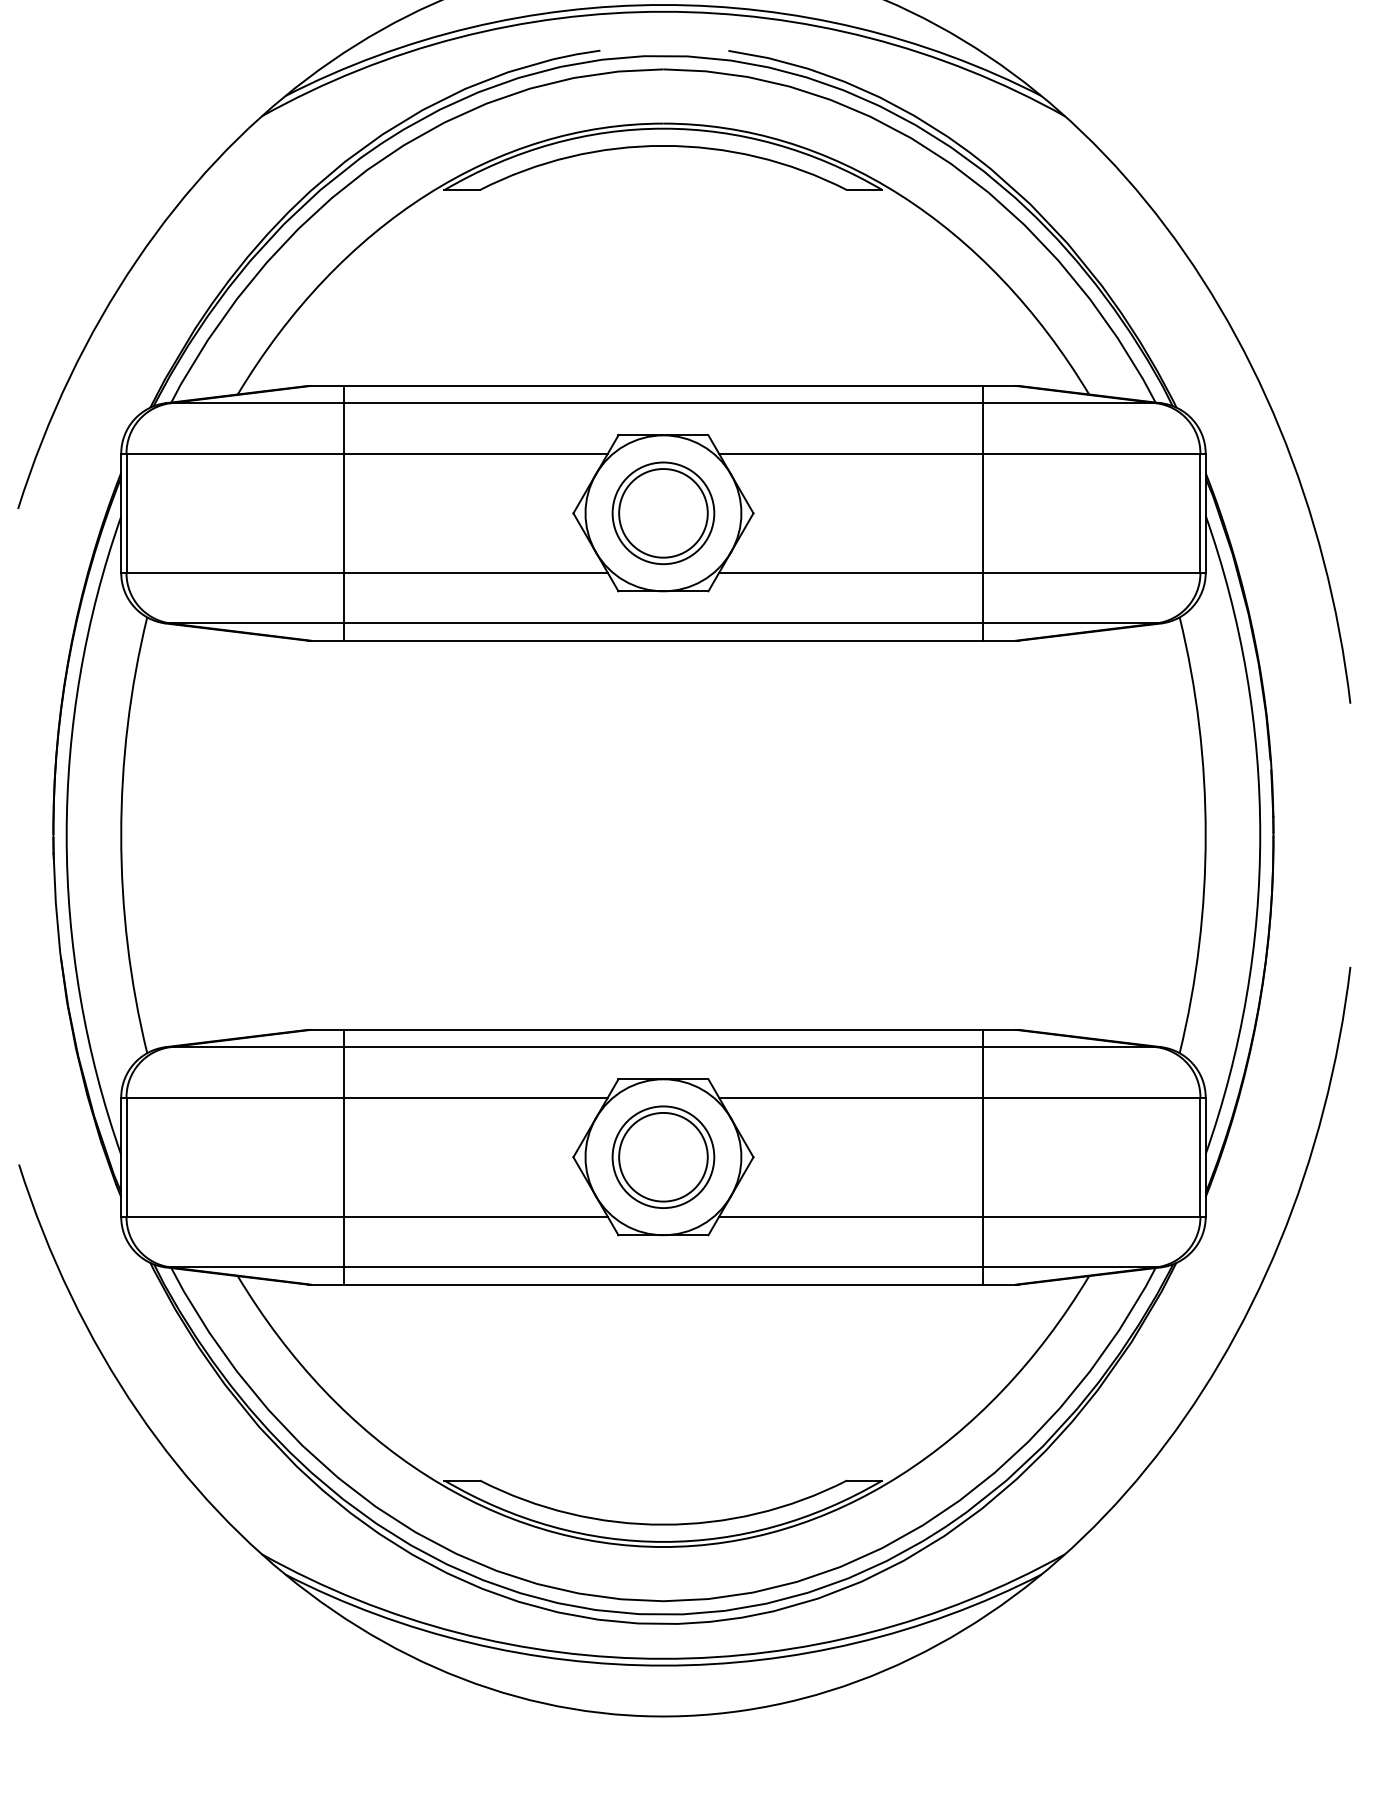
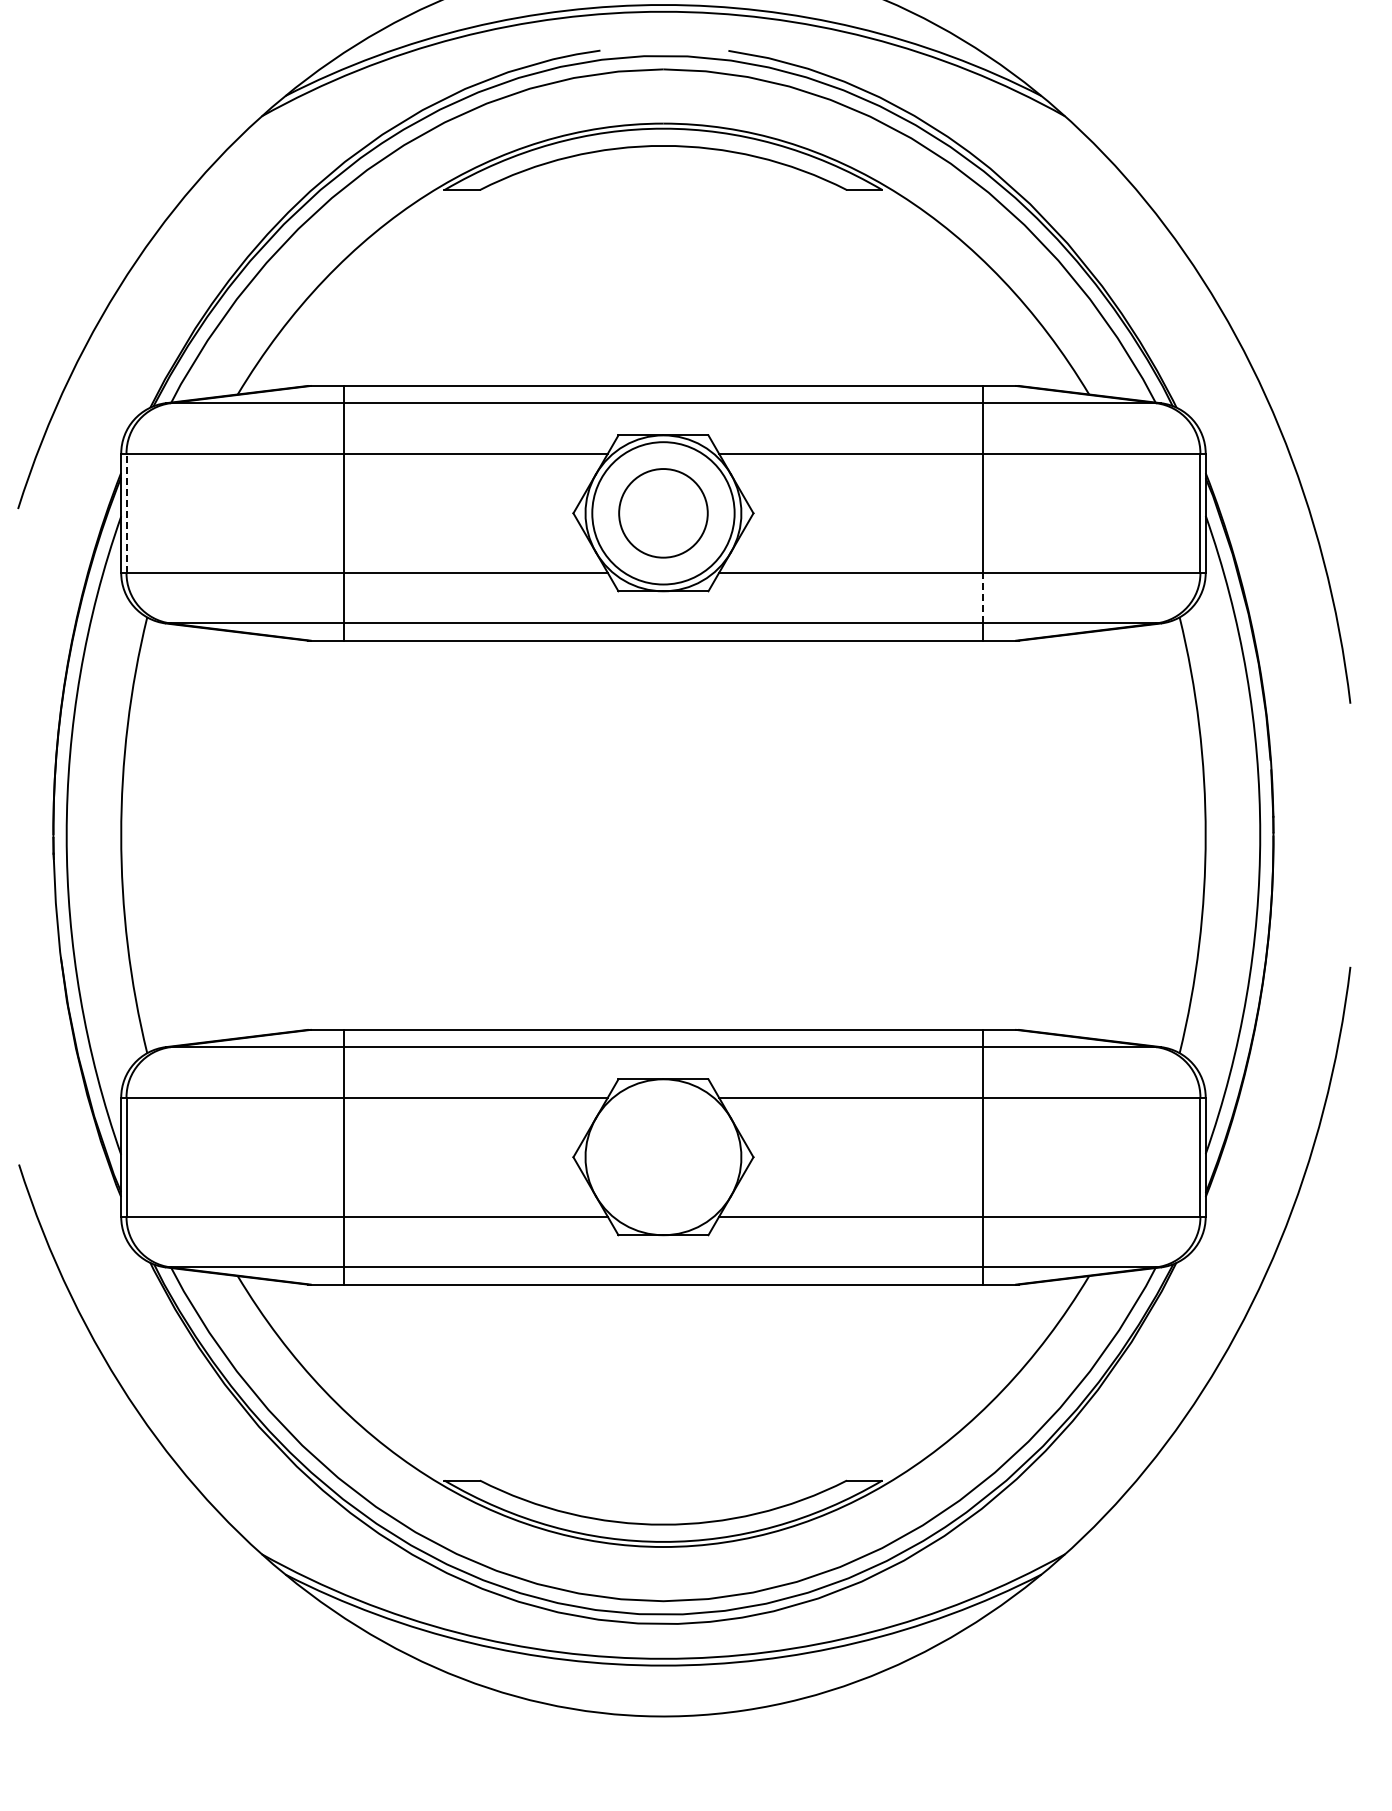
line: solid -> dashed (126, 513)
circle diameter: 102 px -> 142 px (663, 513)
line: solid -> dashed (982, 597)
part: present -> none (663, 1156)
